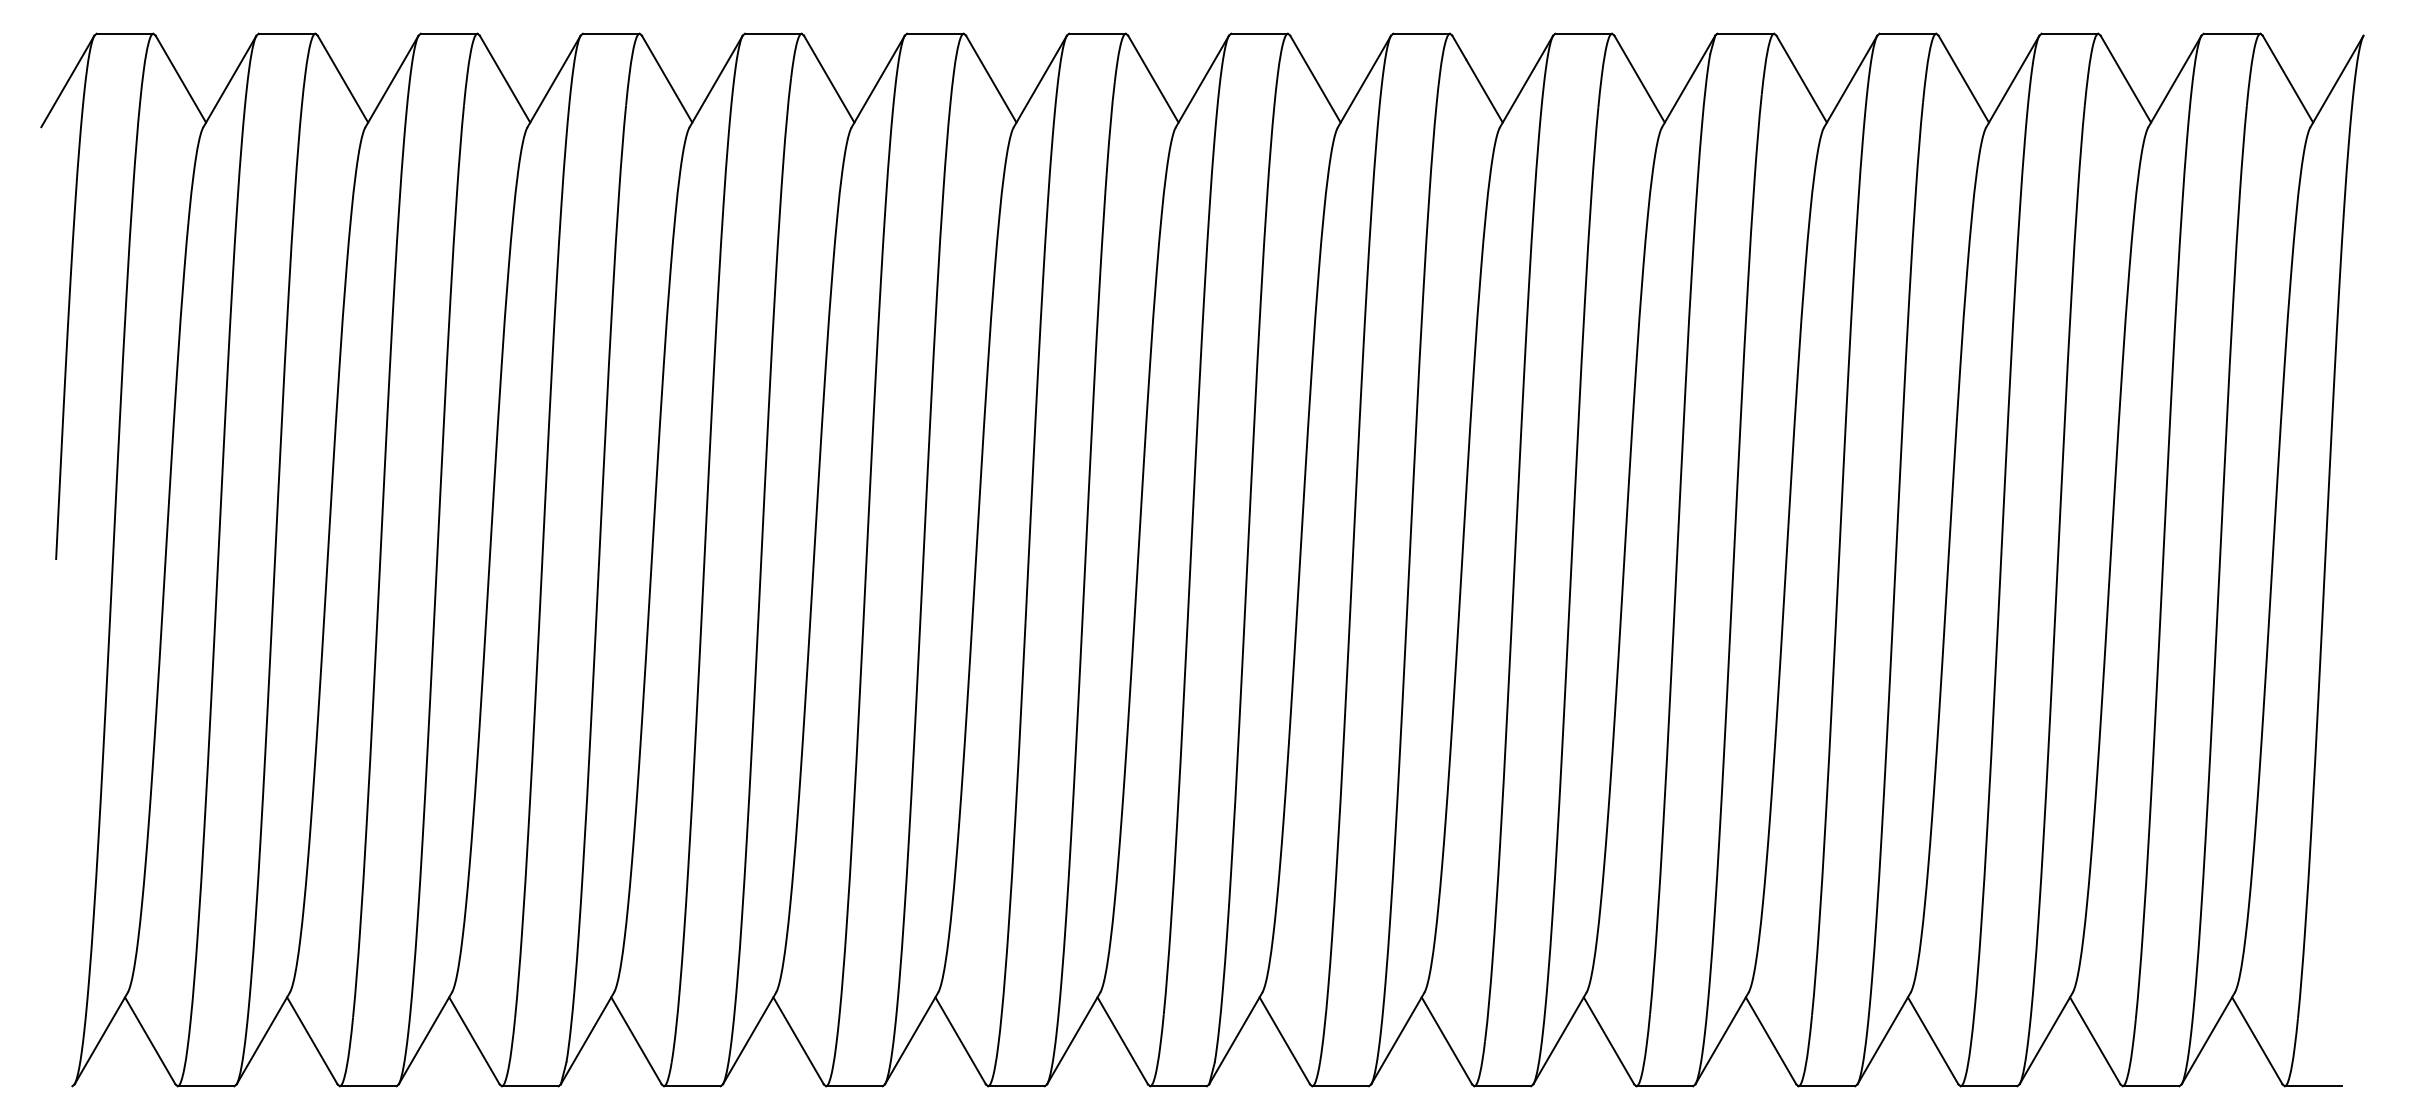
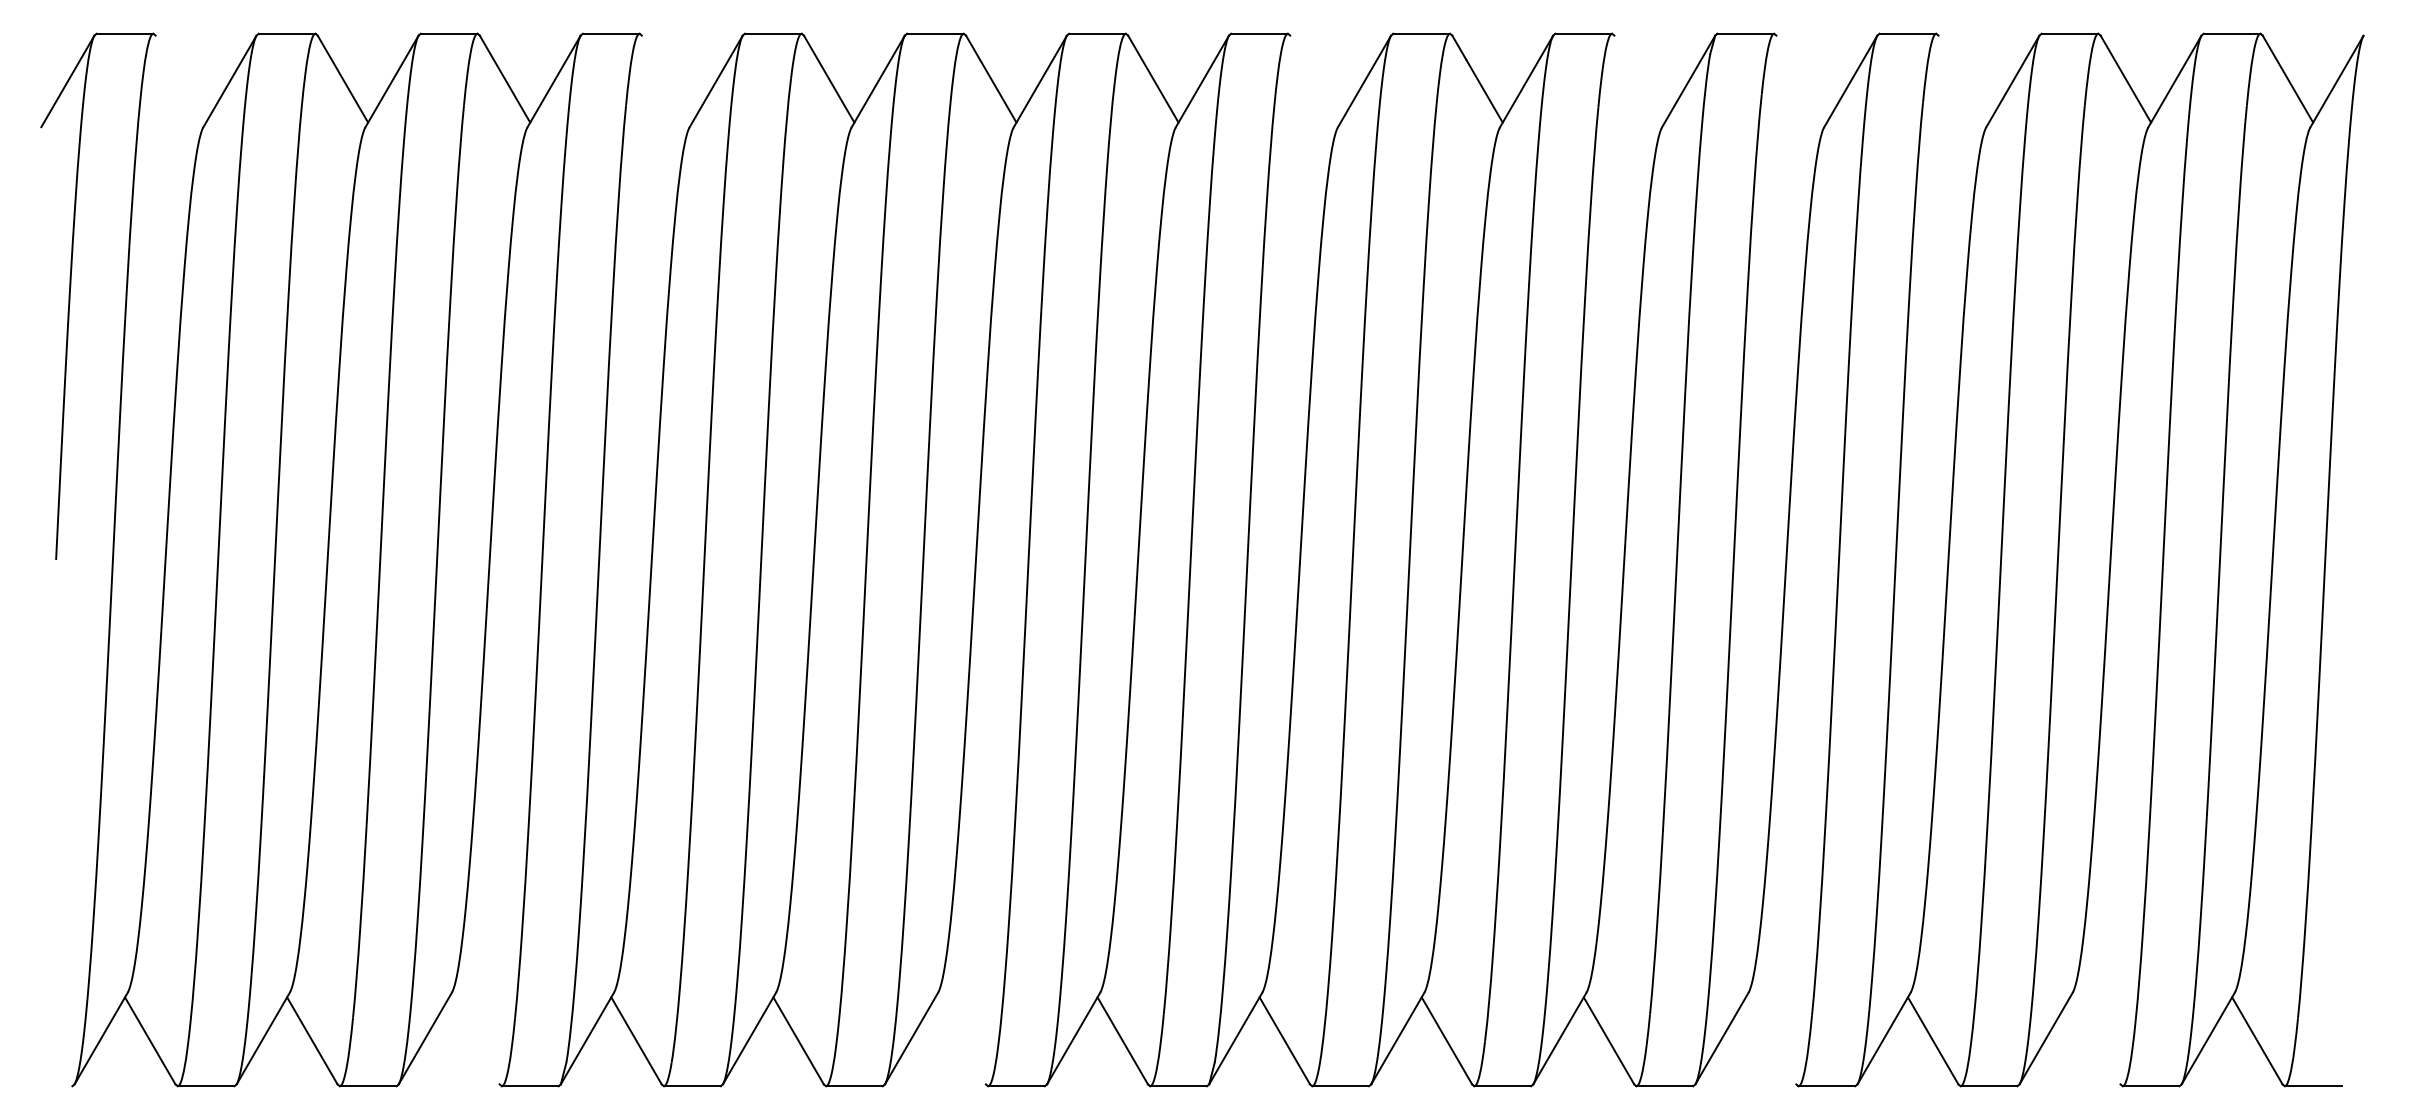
line: present -> none (180, 78)
line: present -> none (666, 78)
line: present -> none (1315, 78)
line: present -> none (1639, 78)
line: present -> none (1801, 78)
line: present -> none (1963, 78)
line: present -> none (474, 1040)
line: present -> none (960, 1040)
line: present -> none (1770, 1040)
line: present -> none (2095, 1040)
